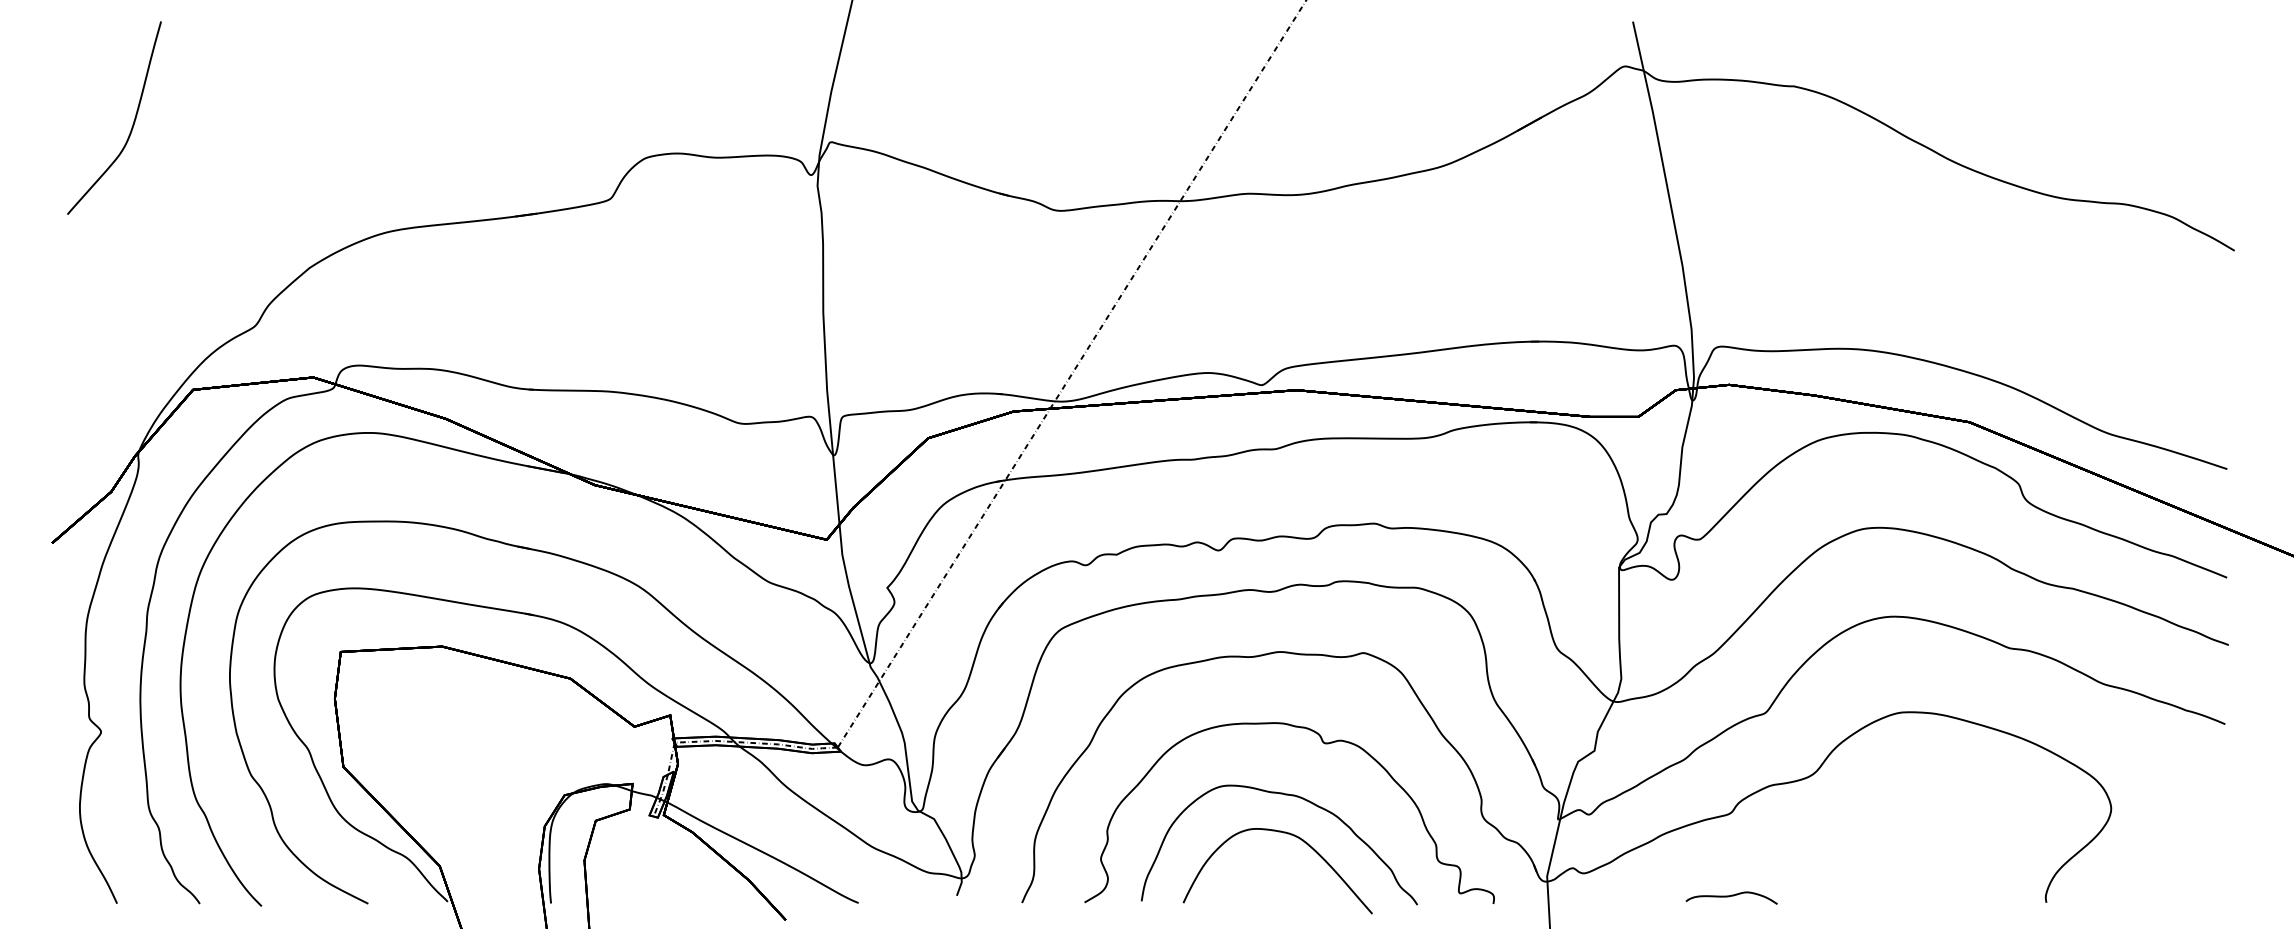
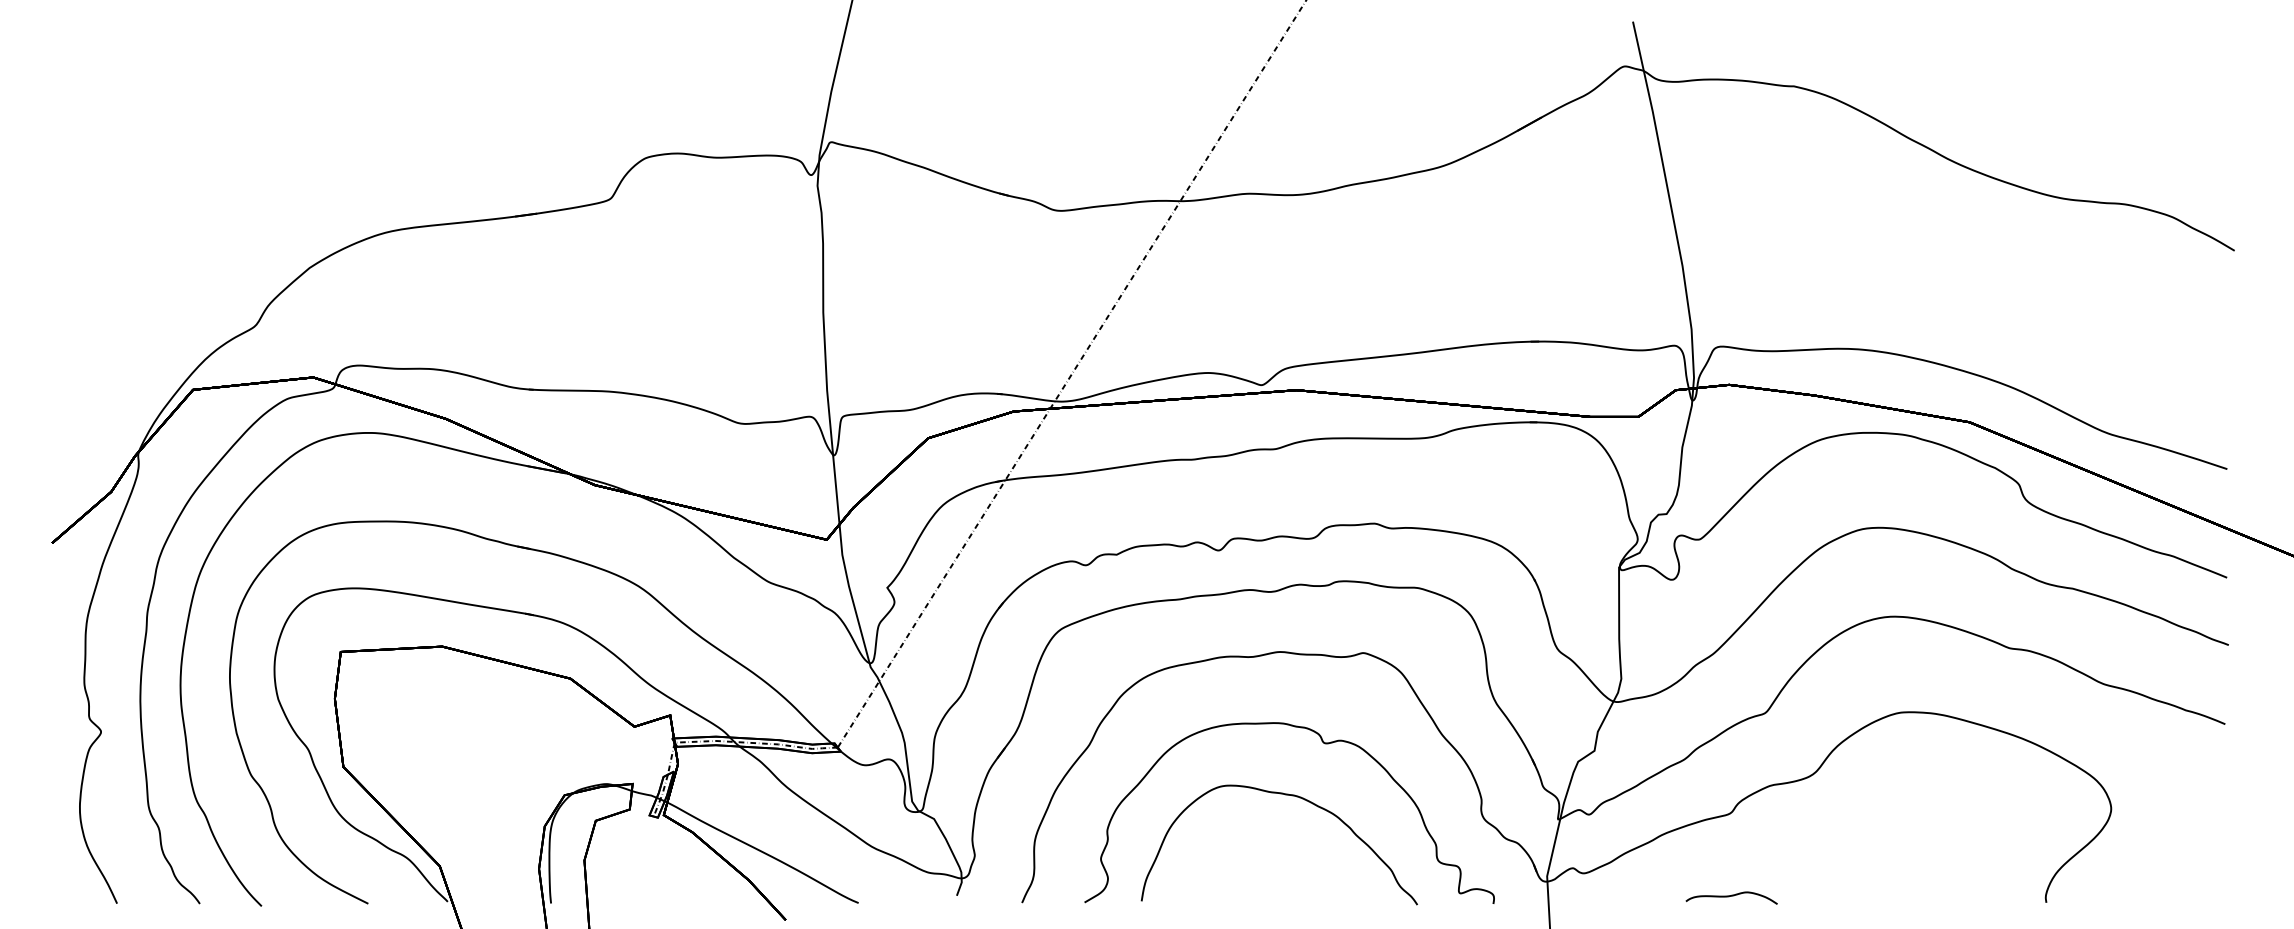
curve: present -> none (133, 120)
curve: present -> none (1287, 834)
